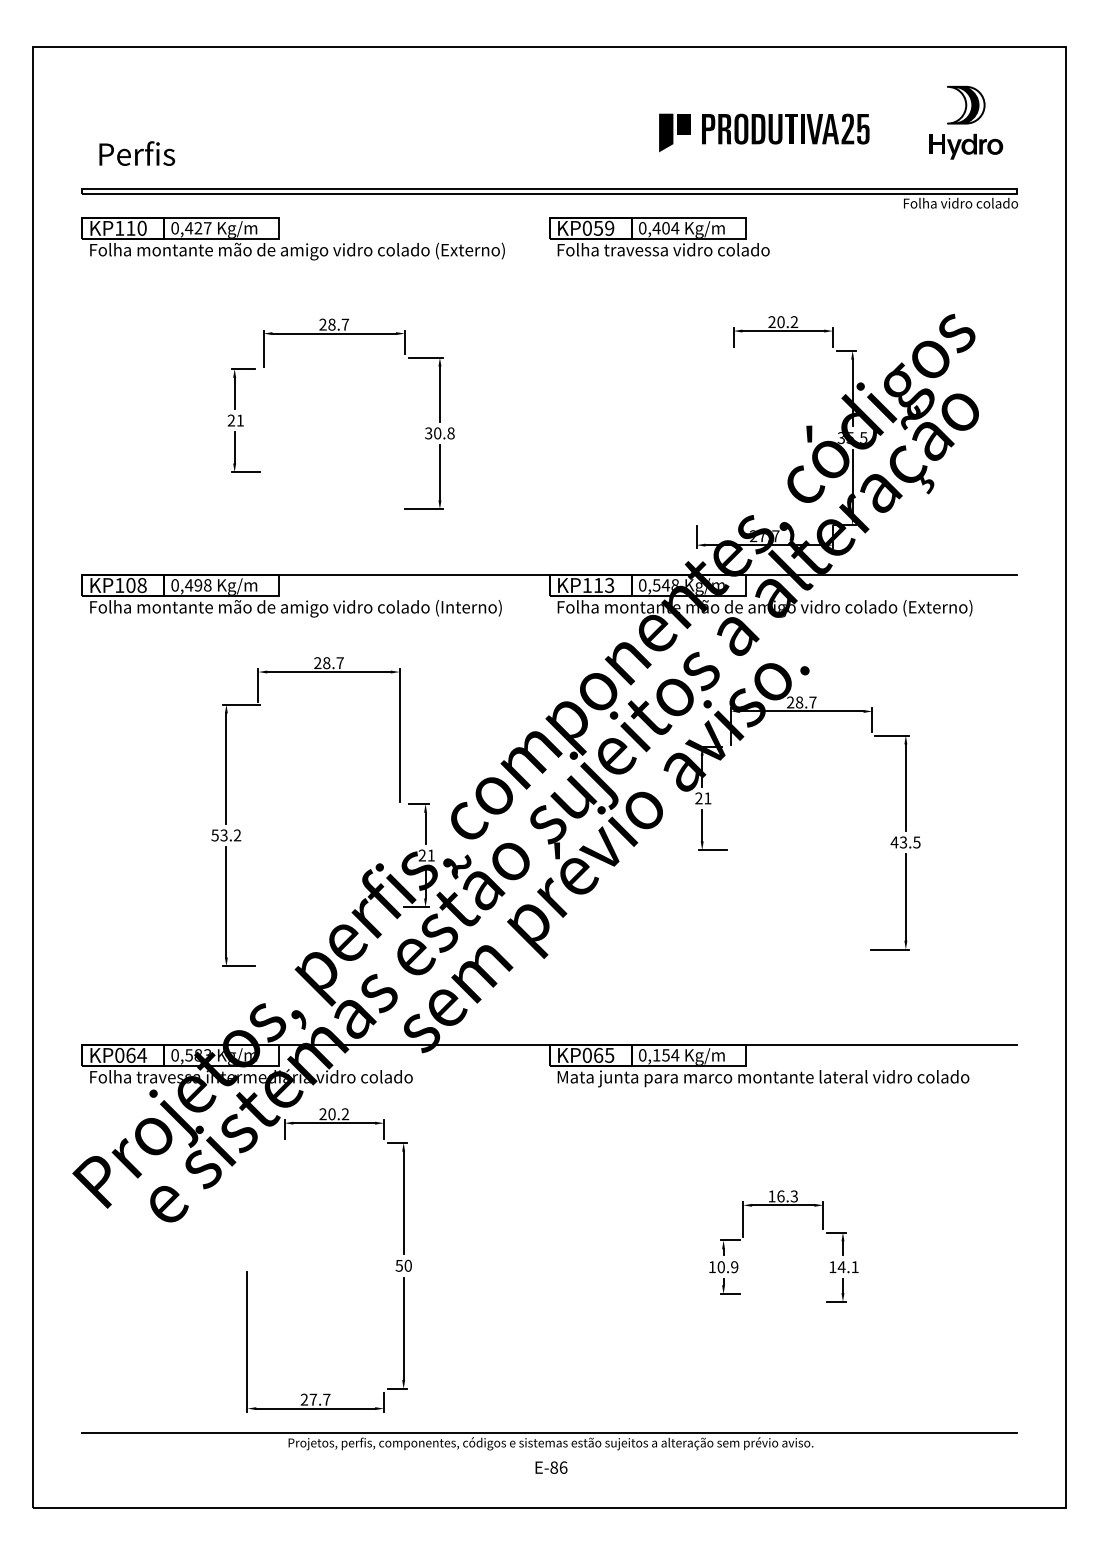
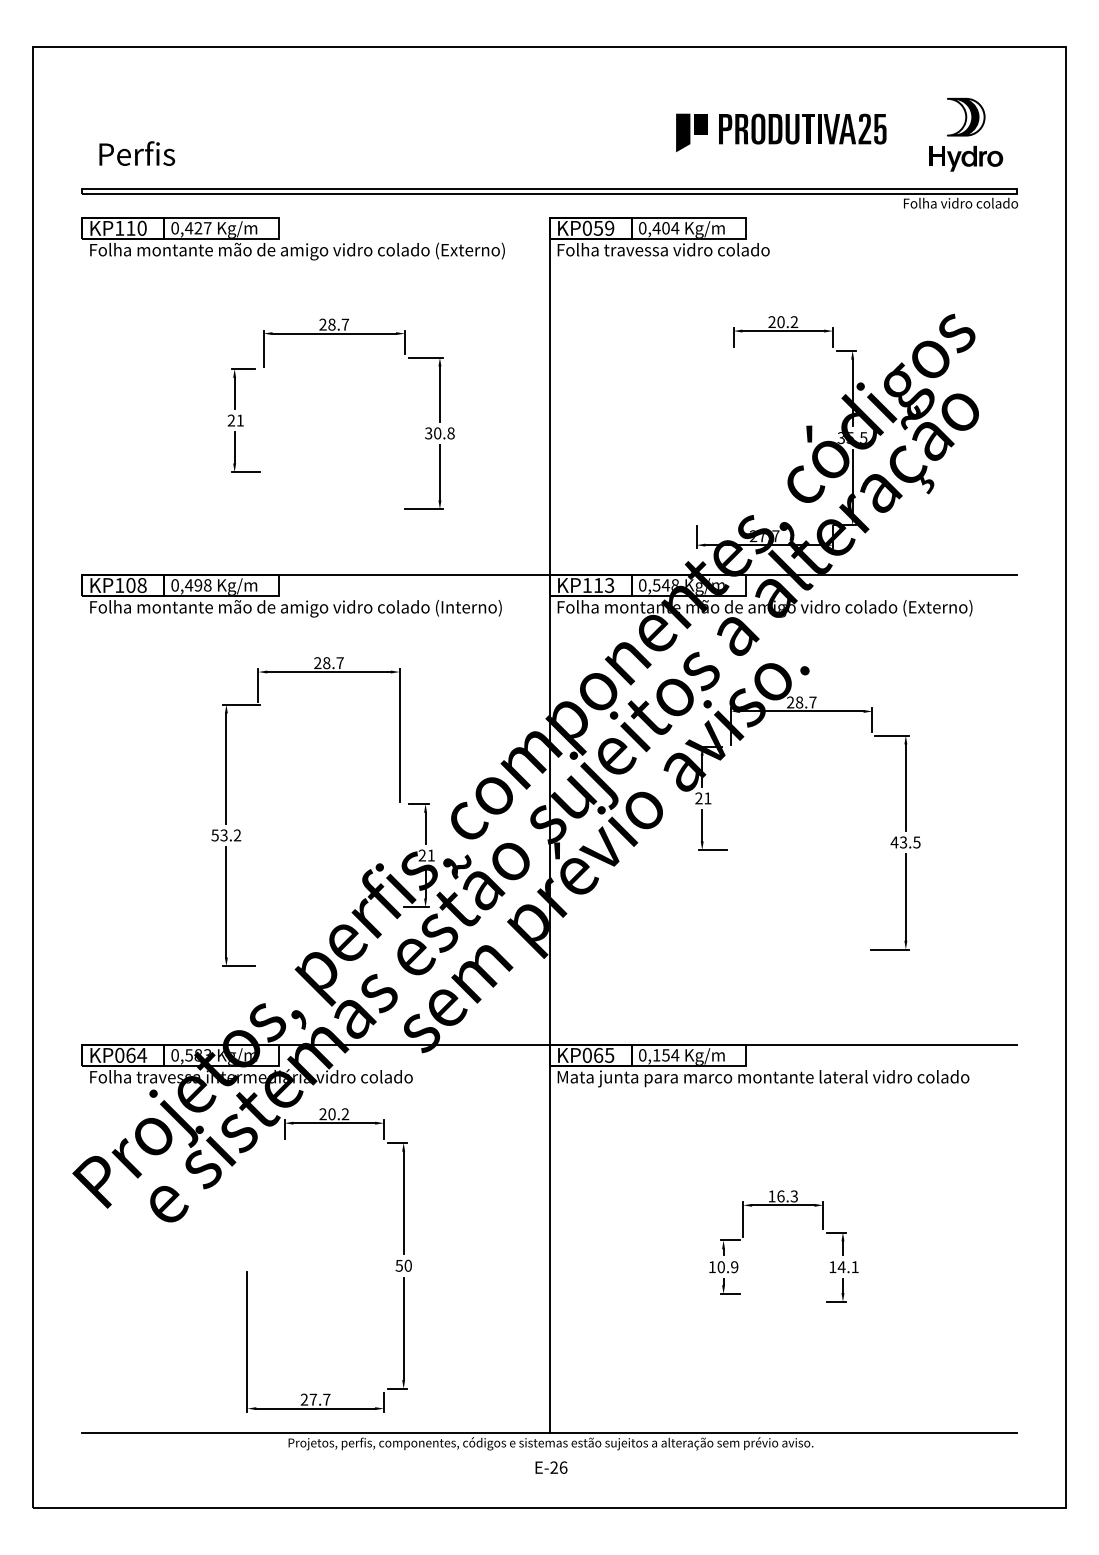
part position: (966, 122) -> (966, 134) (966, 134)
part position: (764, 132) -> (781, 132) (781, 132)
line: none -> present (549, 825)
text: E-86 -> E-26 (554, 1467)
